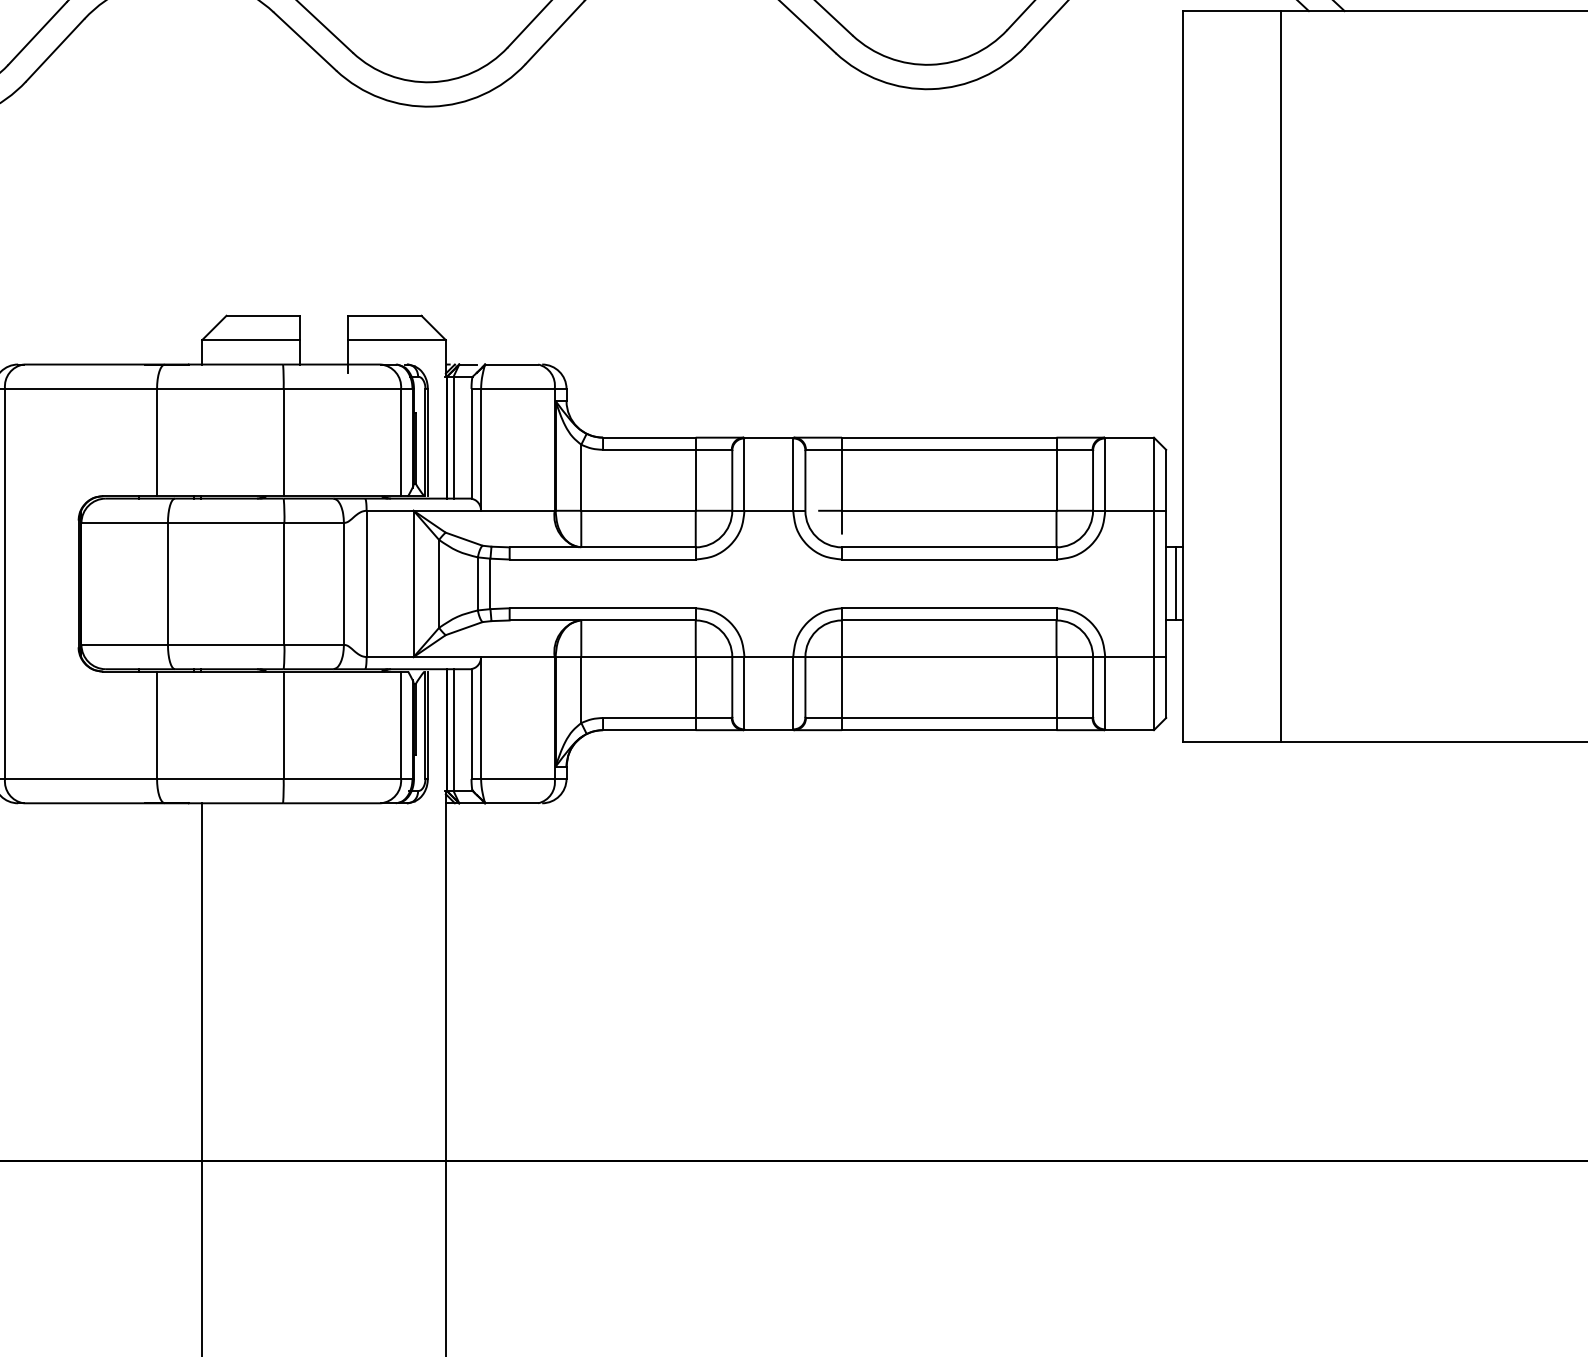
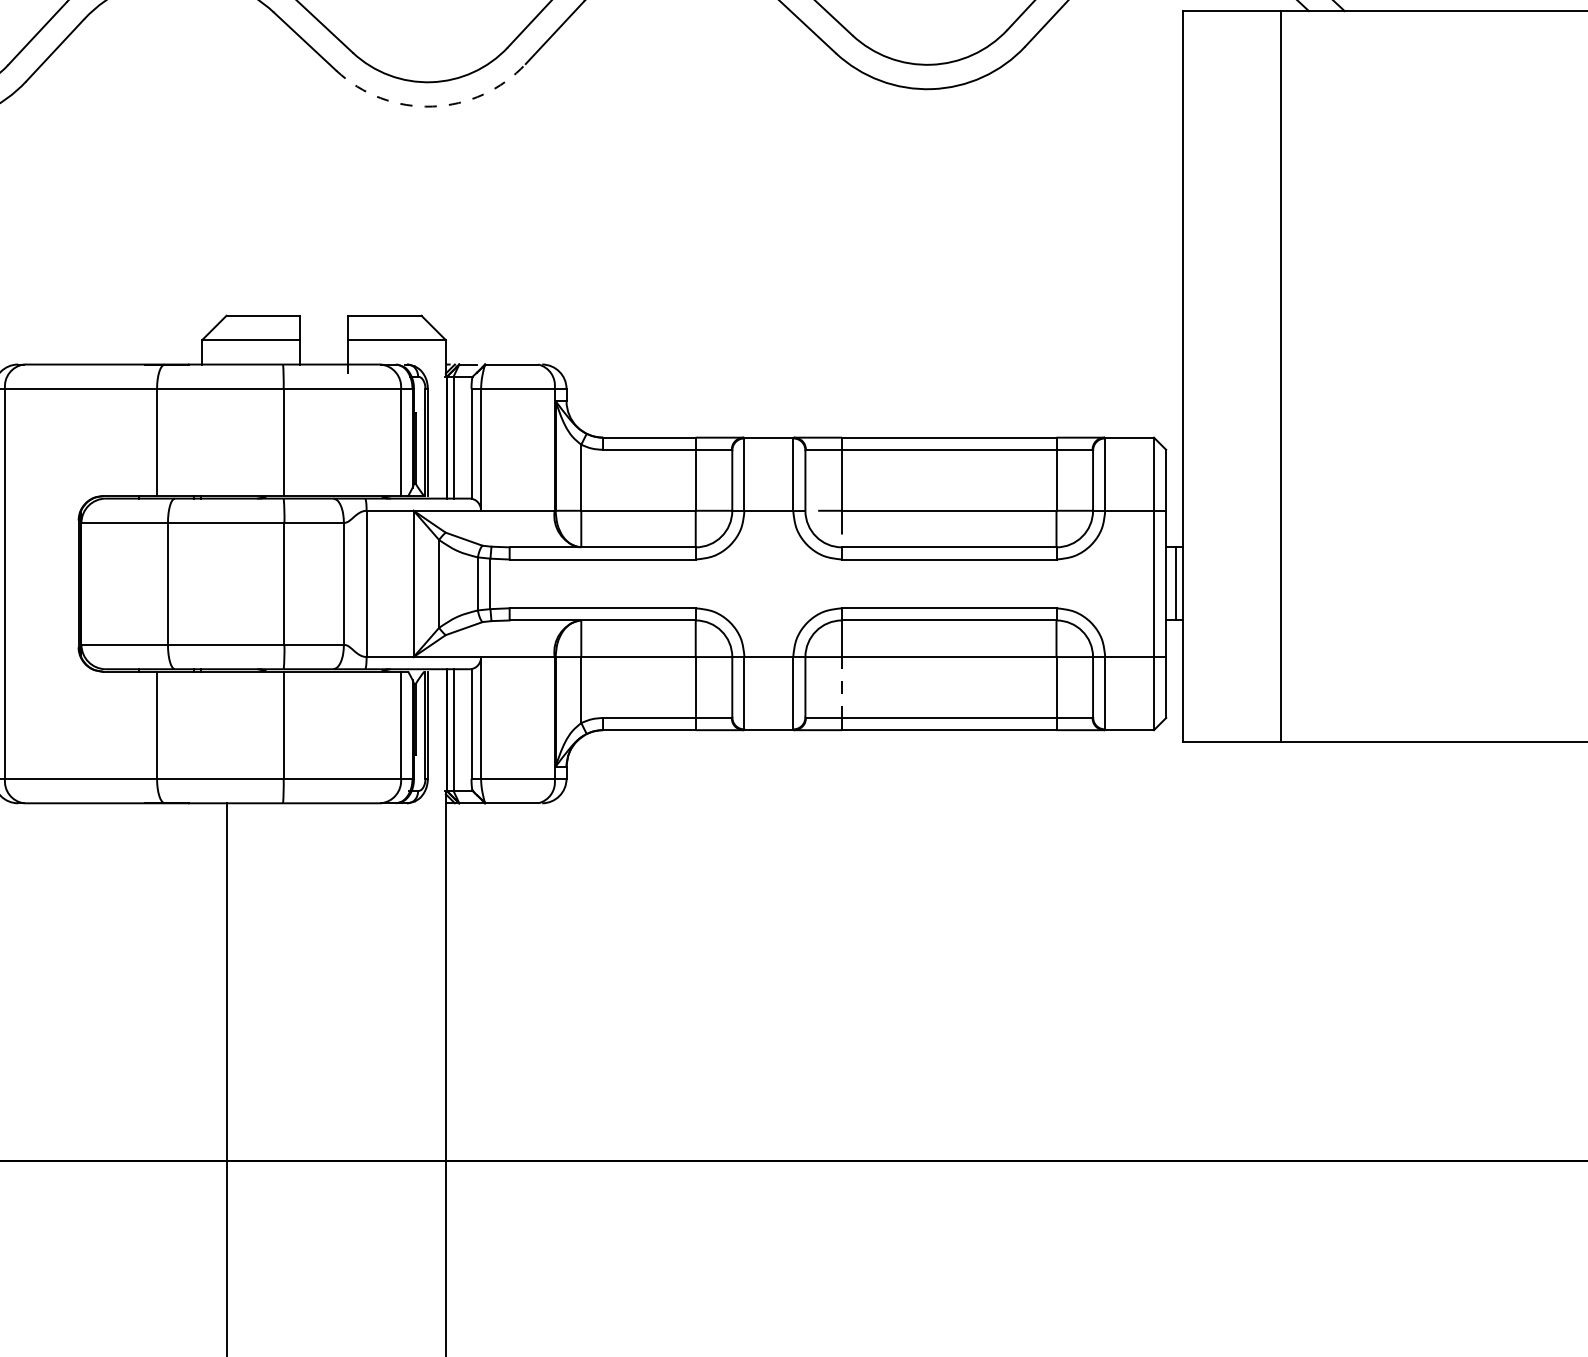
arc: solid -> dashed (432, 106)
line: solid -> dashed (841, 688)
line position: (202, 1078) -> (227, 1078) (227, 1078)
